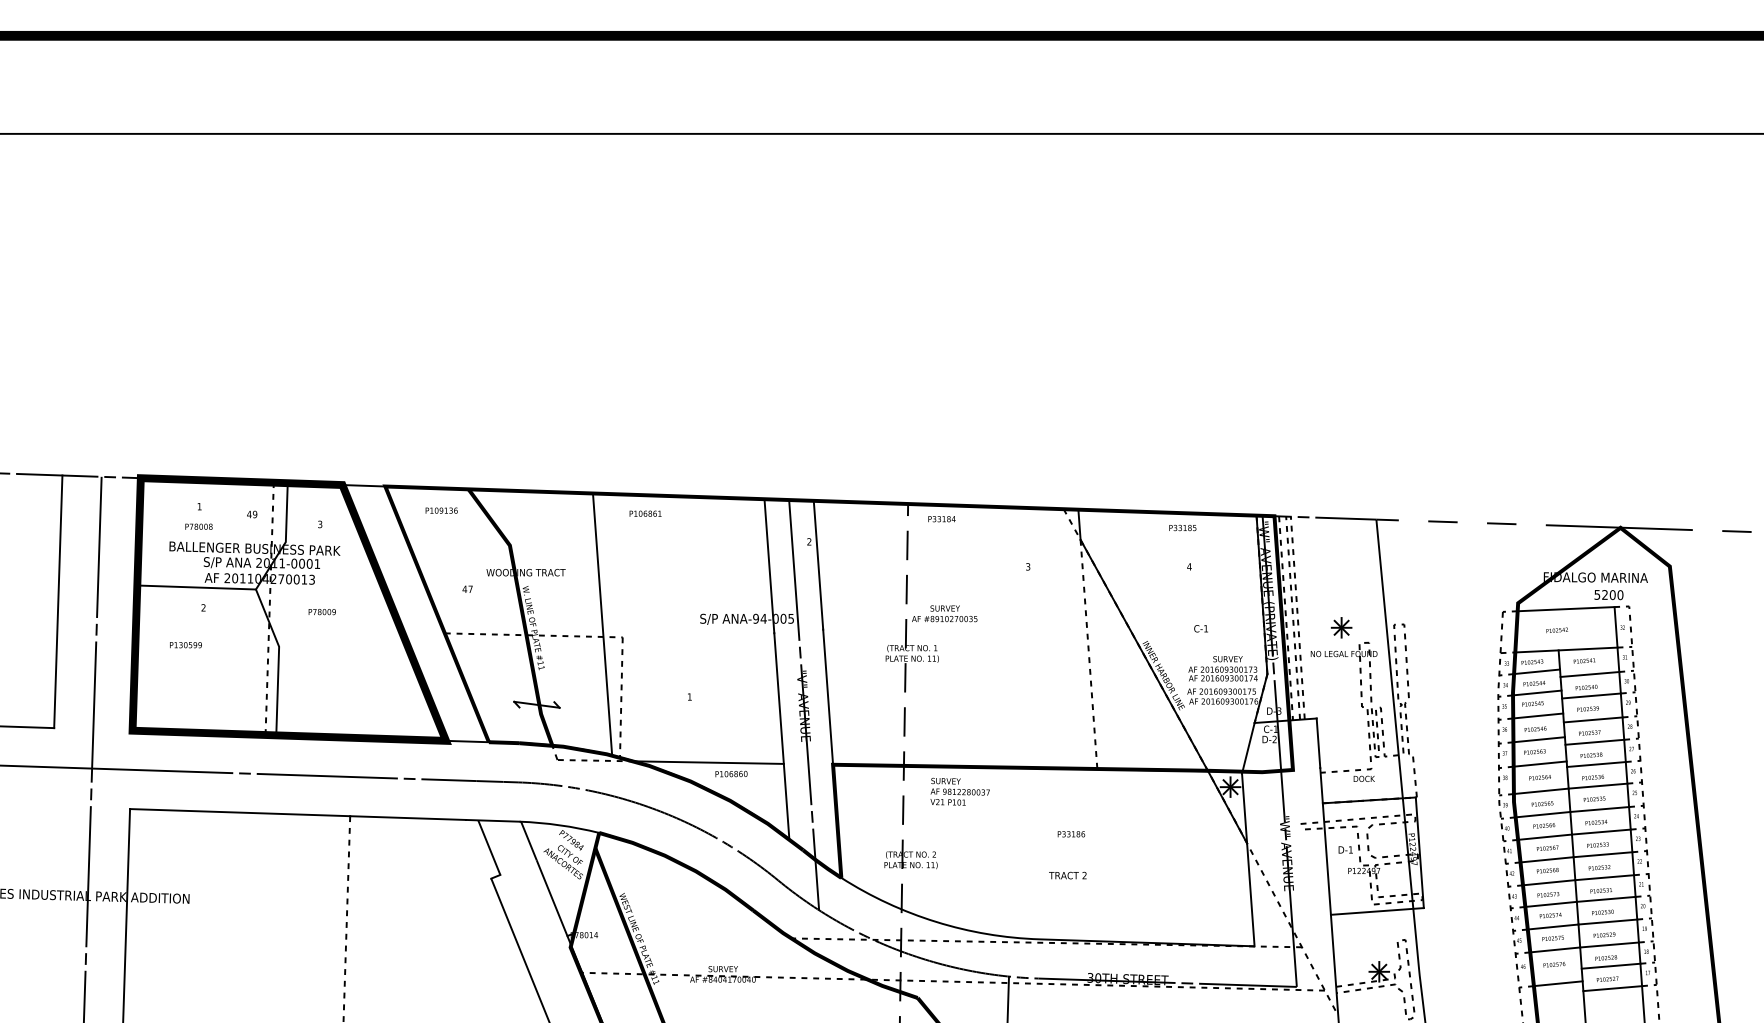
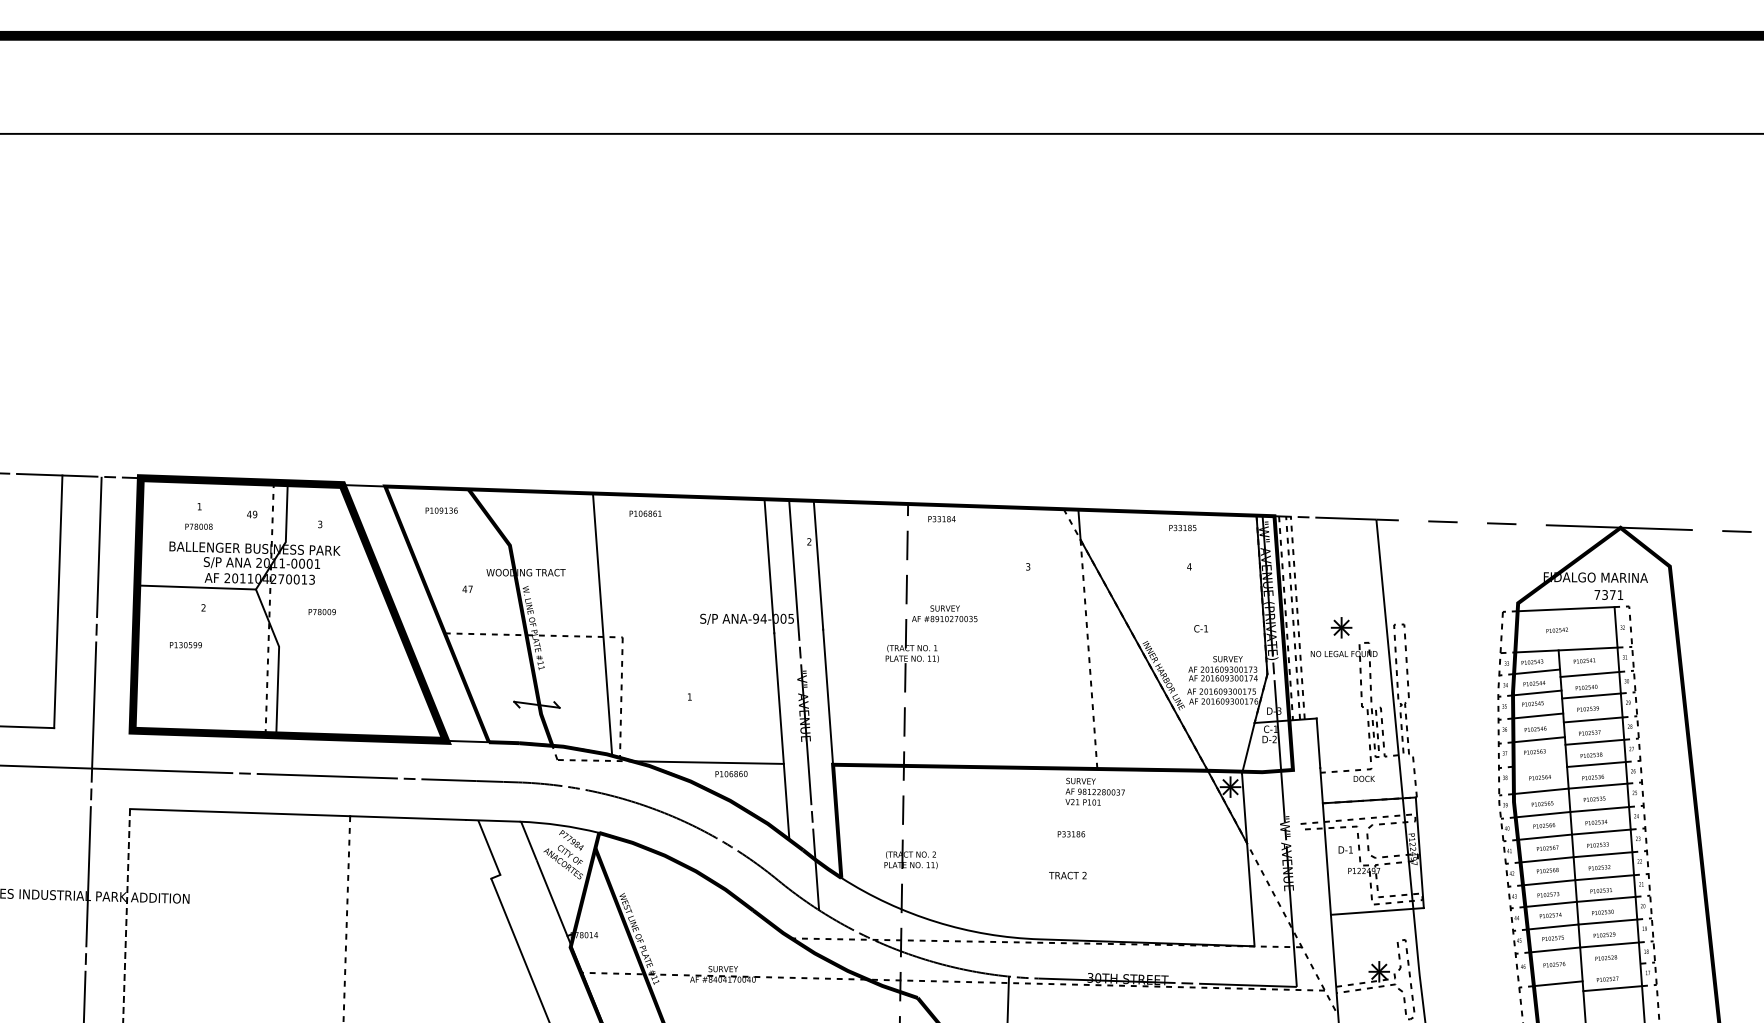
text: 5200 -> 7371 (1608, 595)
line: present -> none (1539, 763)
text position: (959, 791) -> (1094, 791) (1094, 791)
line: solid -> dashed (126, 915)
line: present -> none (1610, 965)
